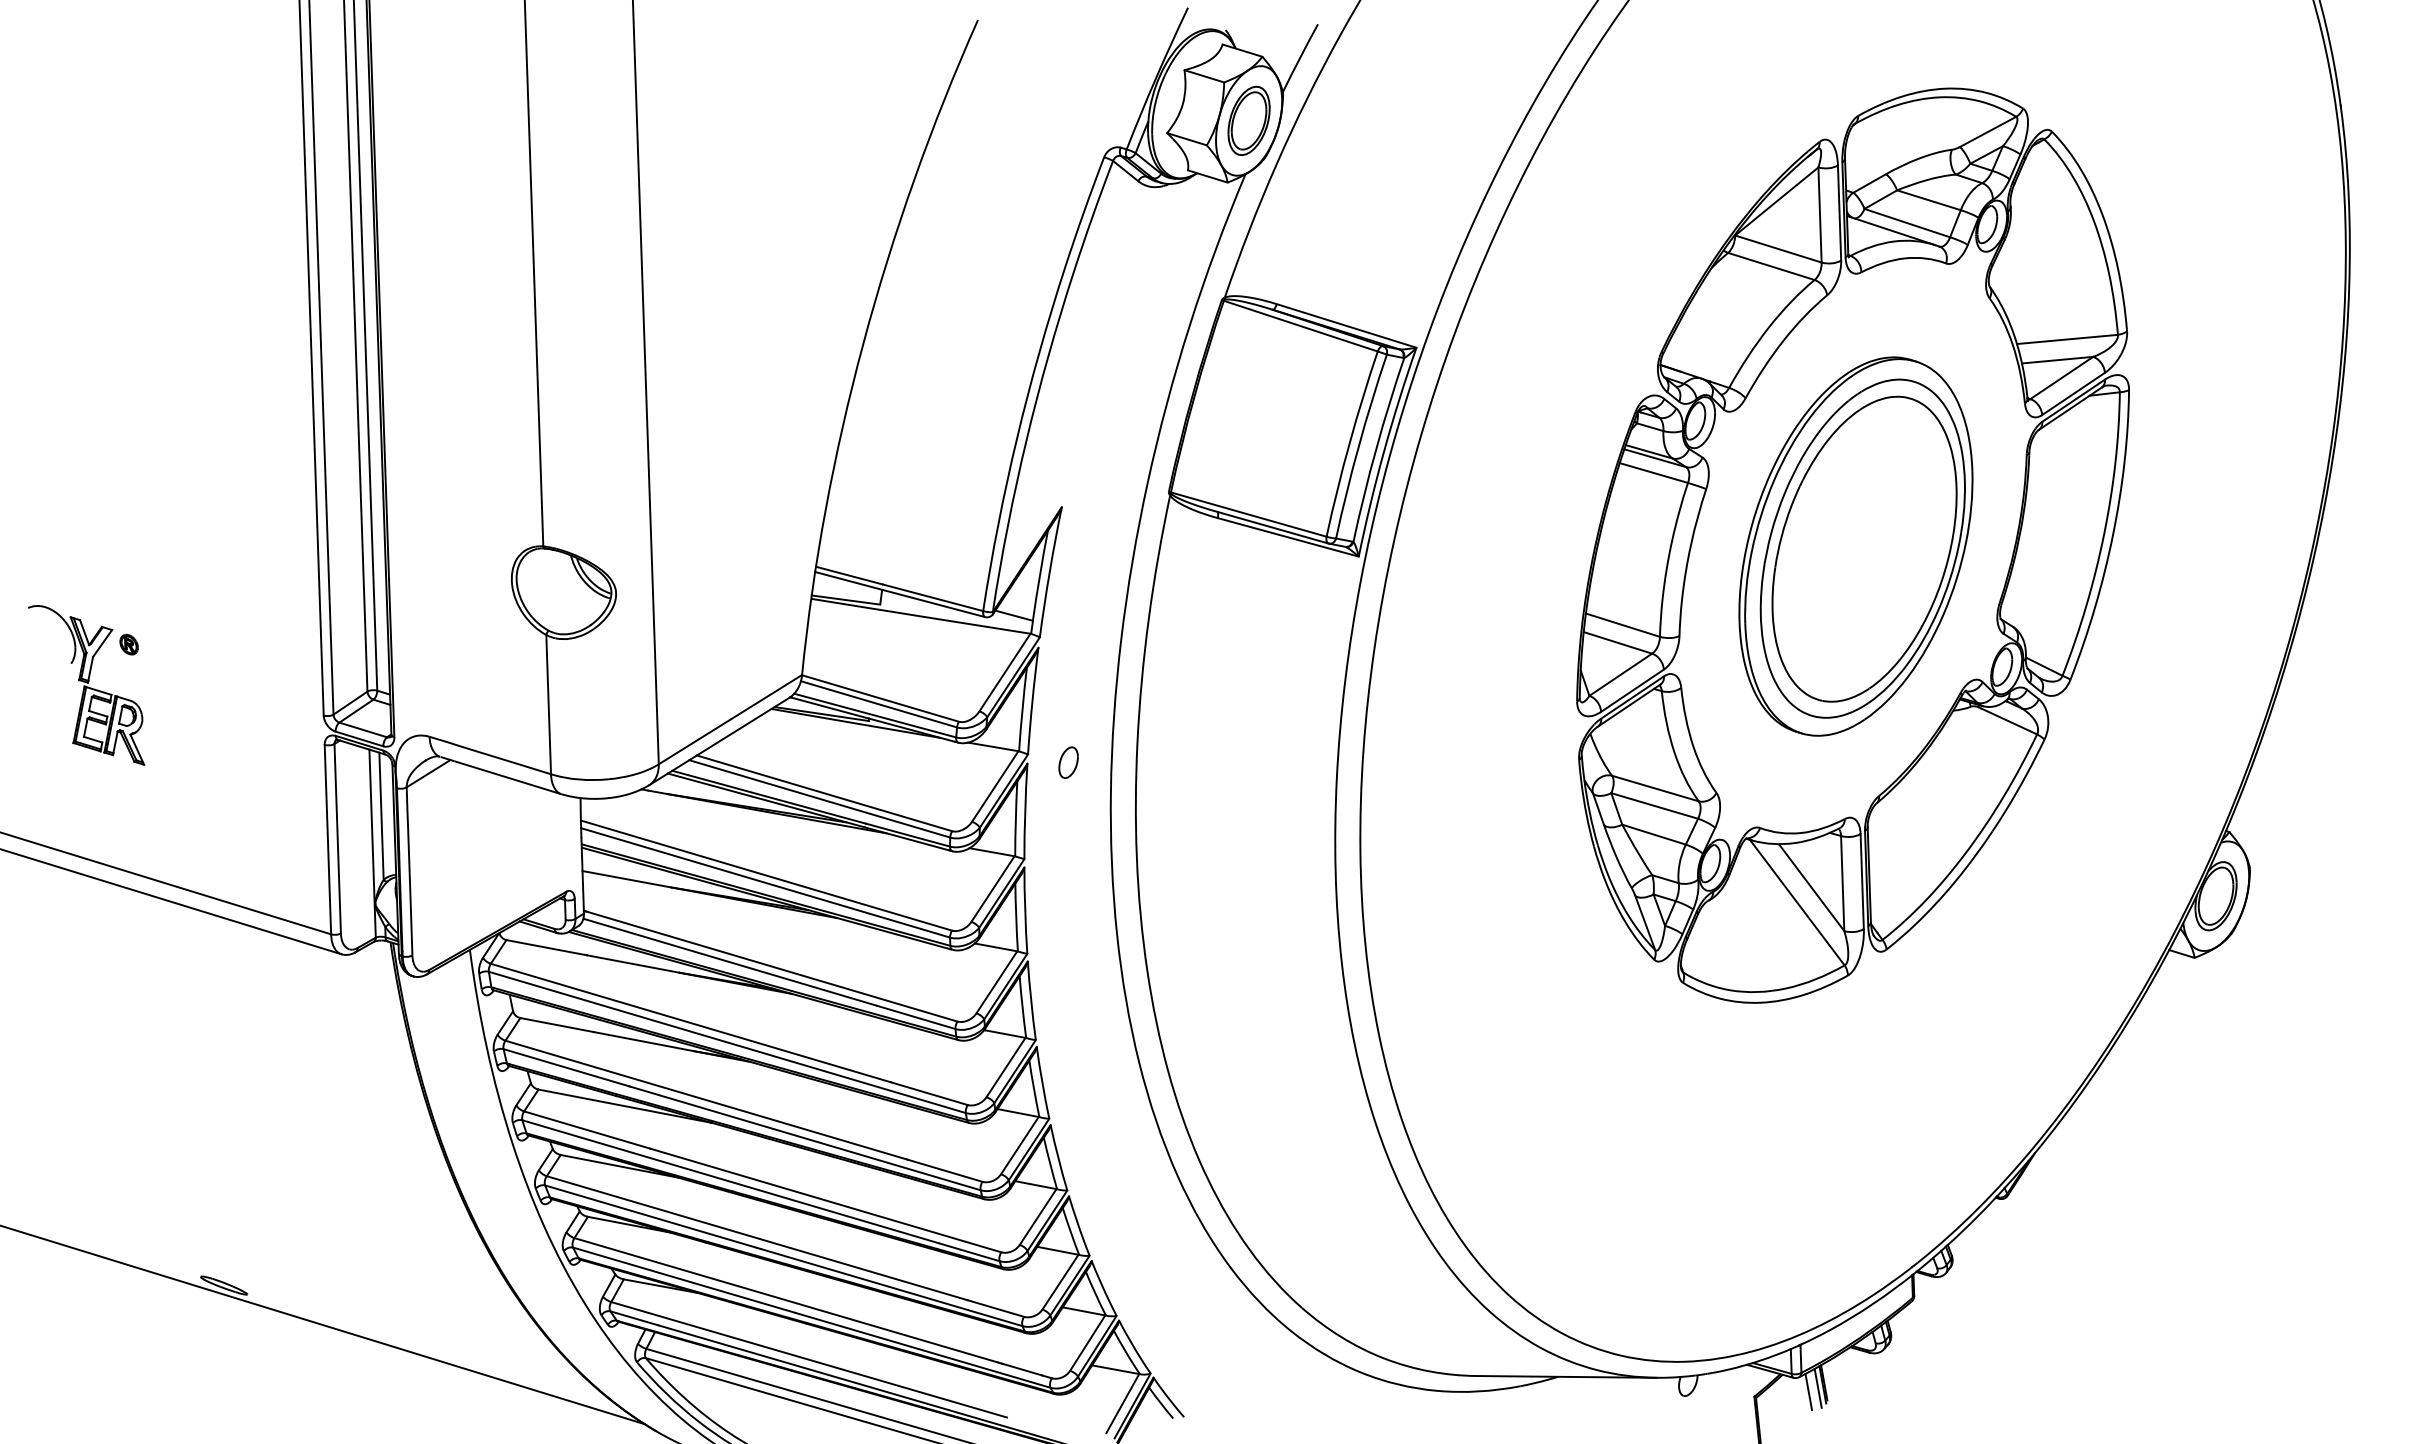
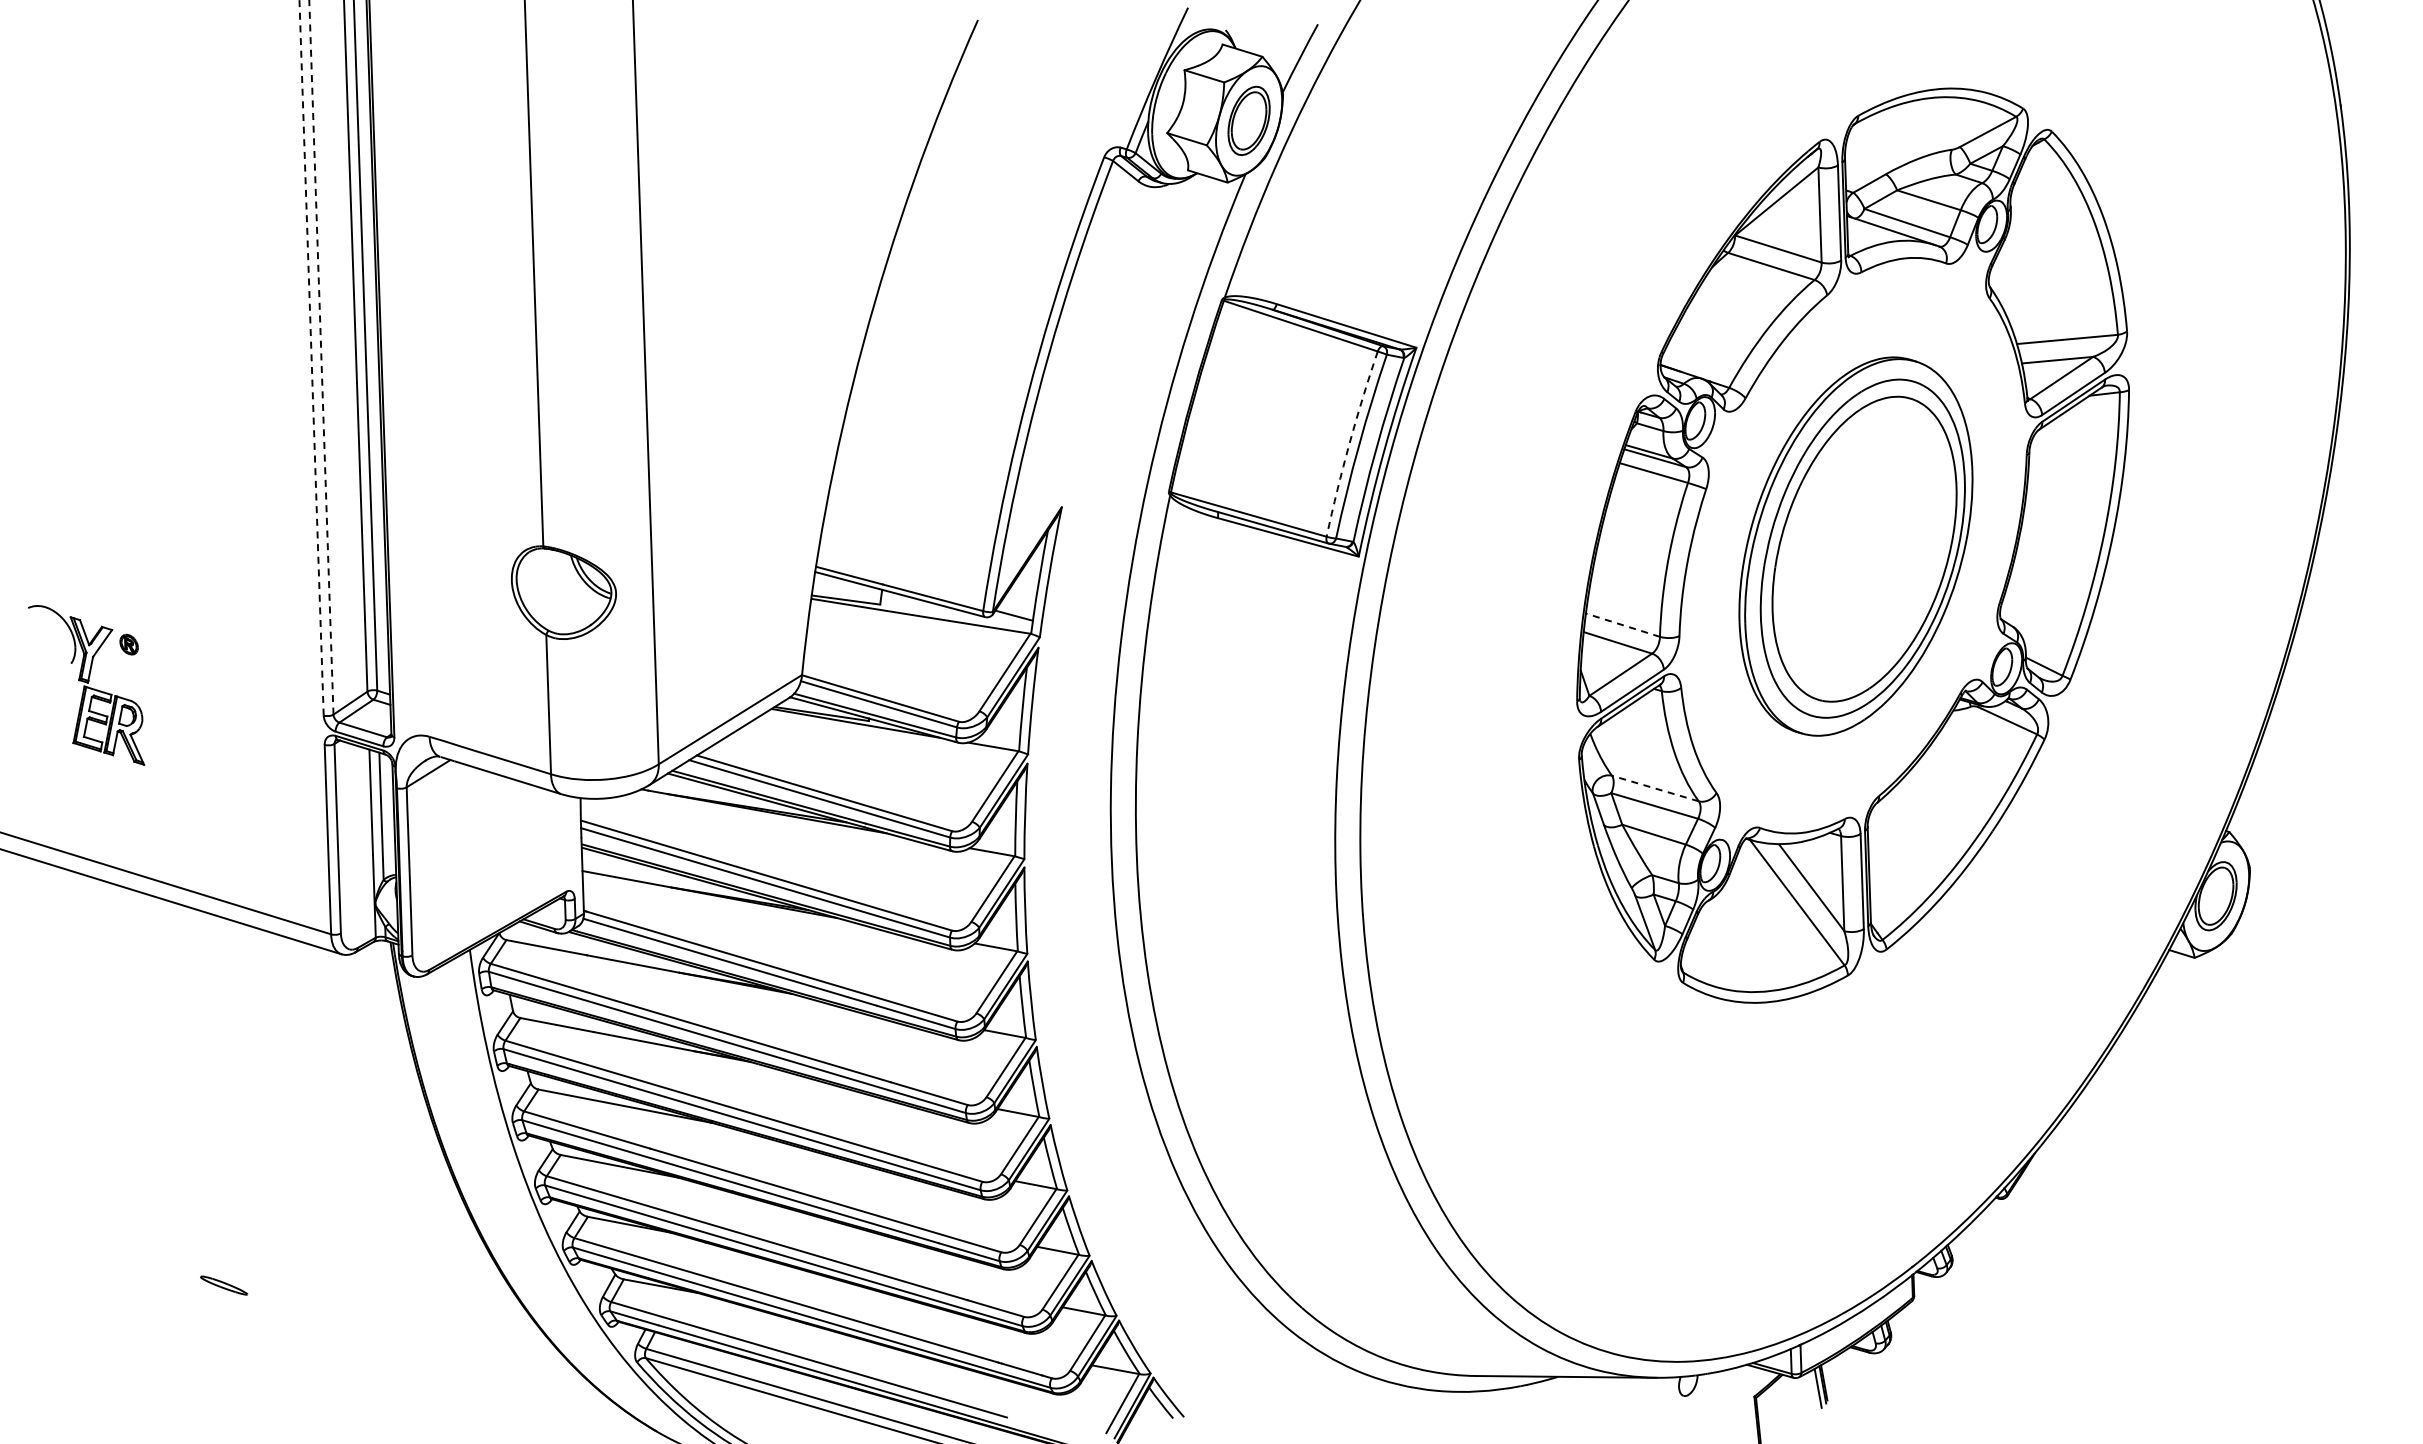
line: solid -> dashed (321, 357)
line: solid -> dashed (311, 358)
arc: solid -> dashed (1349, 443)
line: solid -> dashed (1622, 625)
part: present -> none (1068, 762)
line: solid -> dashed (1654, 788)
line: present -> none (323, 1325)
line: present -> none (1808, 1391)
